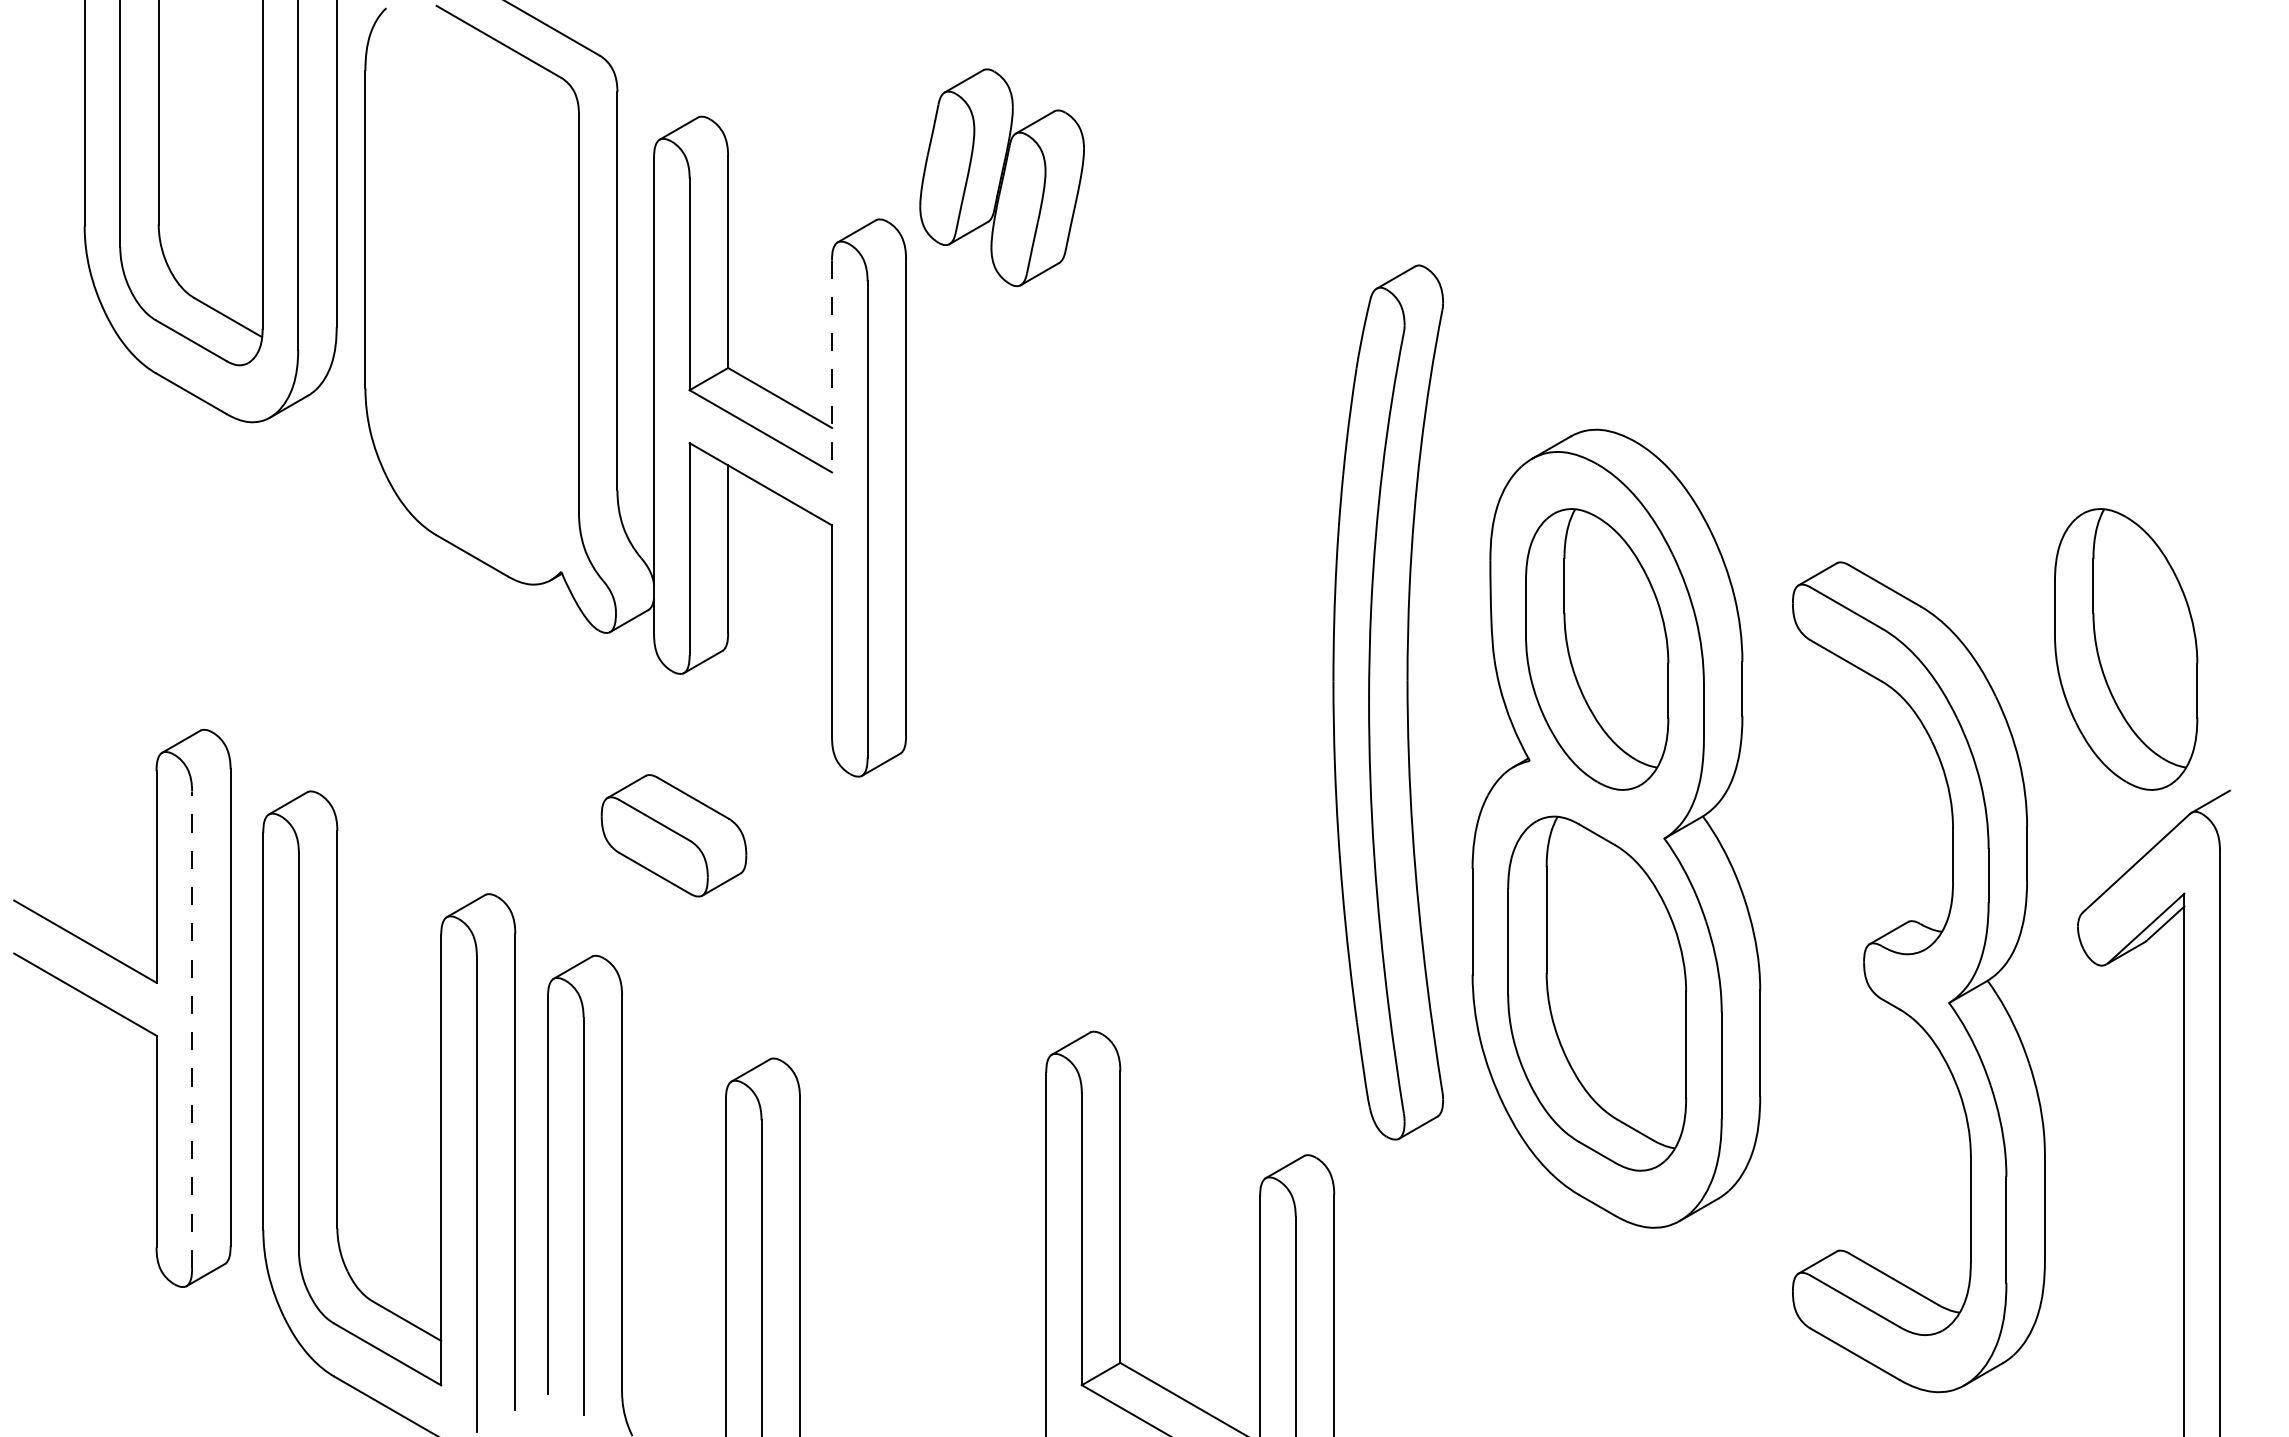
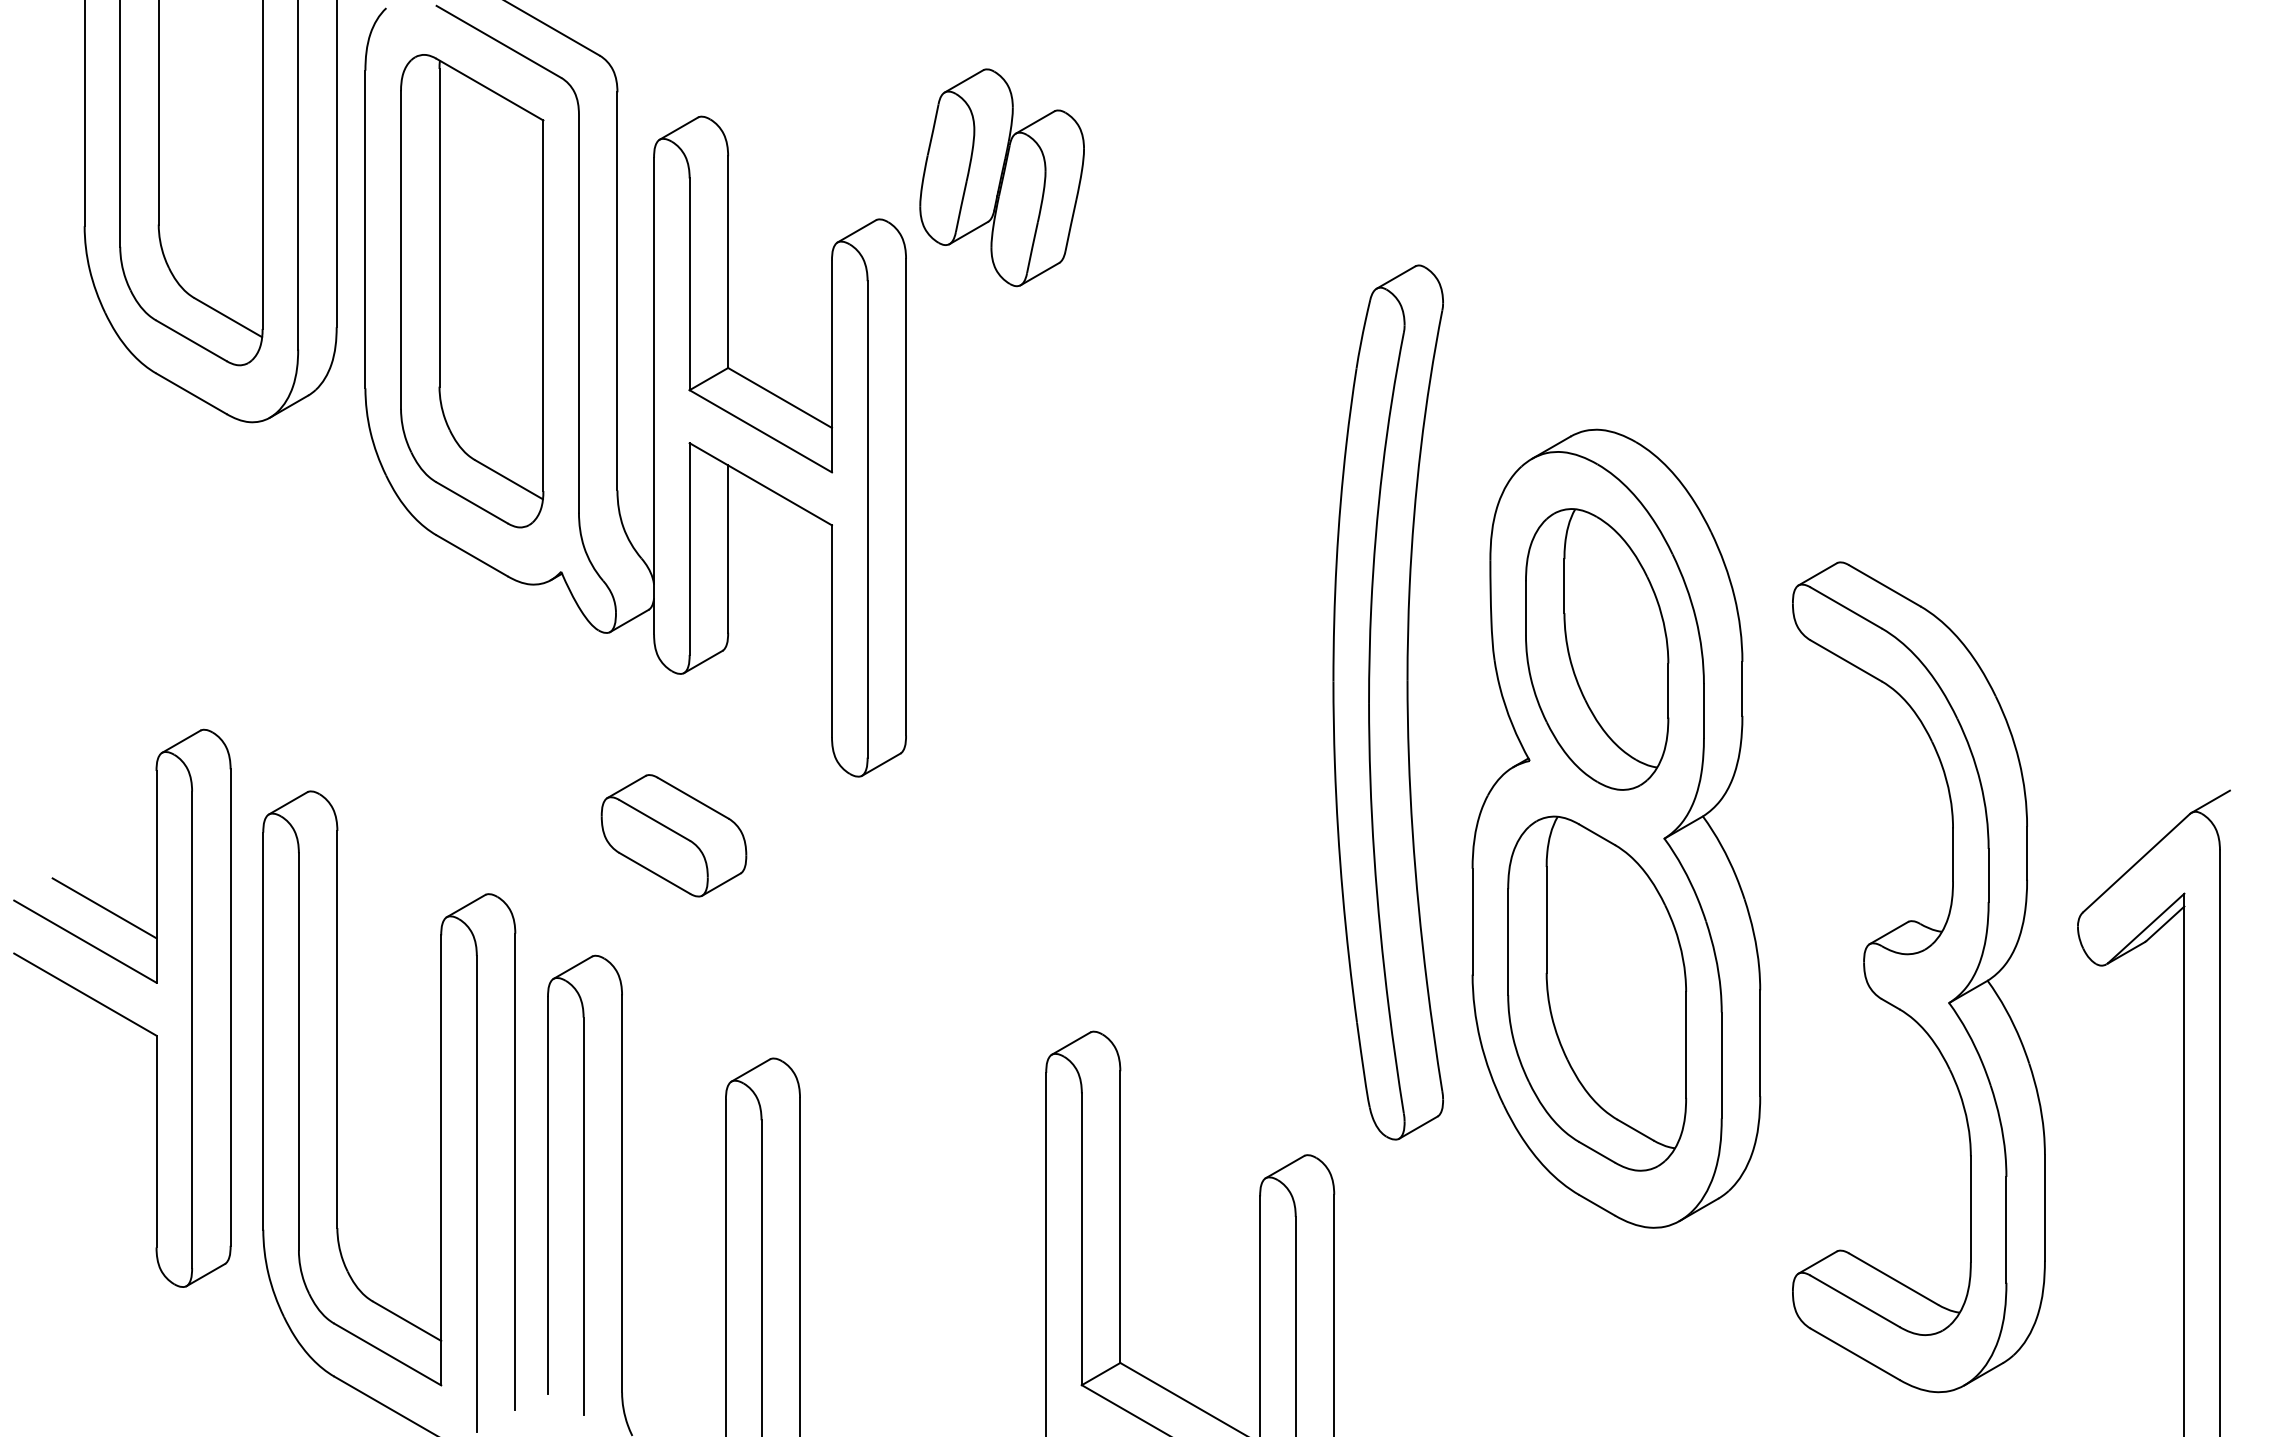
part: none -> present (472, 291)
line: dashed -> solid (832, 366)
part: present -> none (2126, 649)
line: none -> present (104, 908)
line: dashed -> solid (192, 1029)
